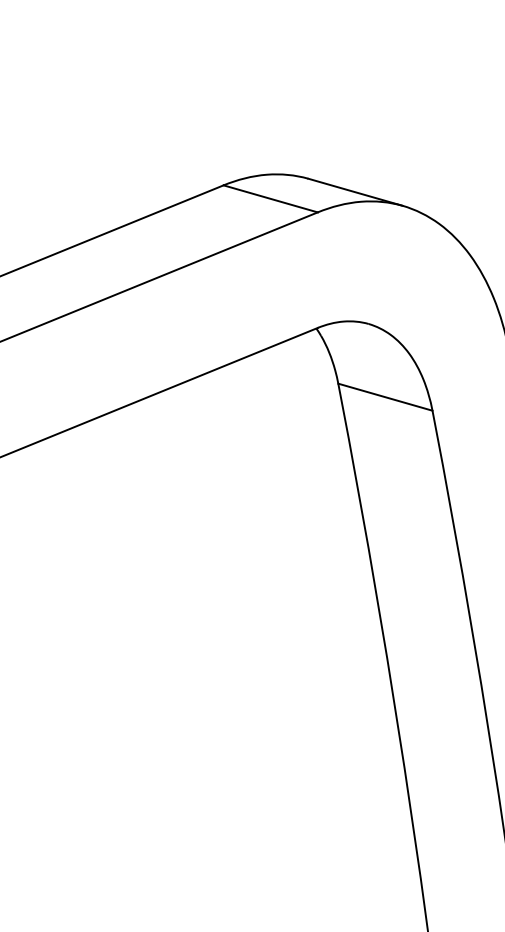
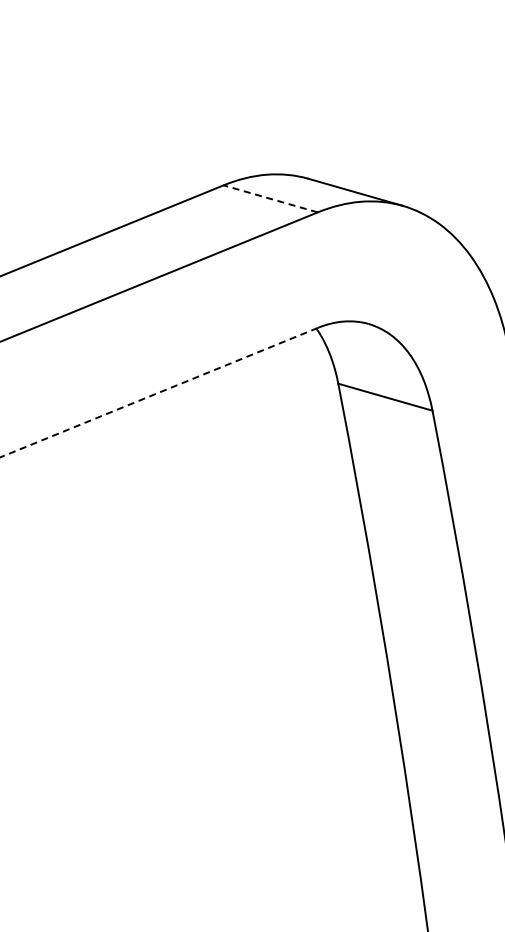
line: solid -> dashed (270, 198)
line: solid -> dashed (158, 392)
